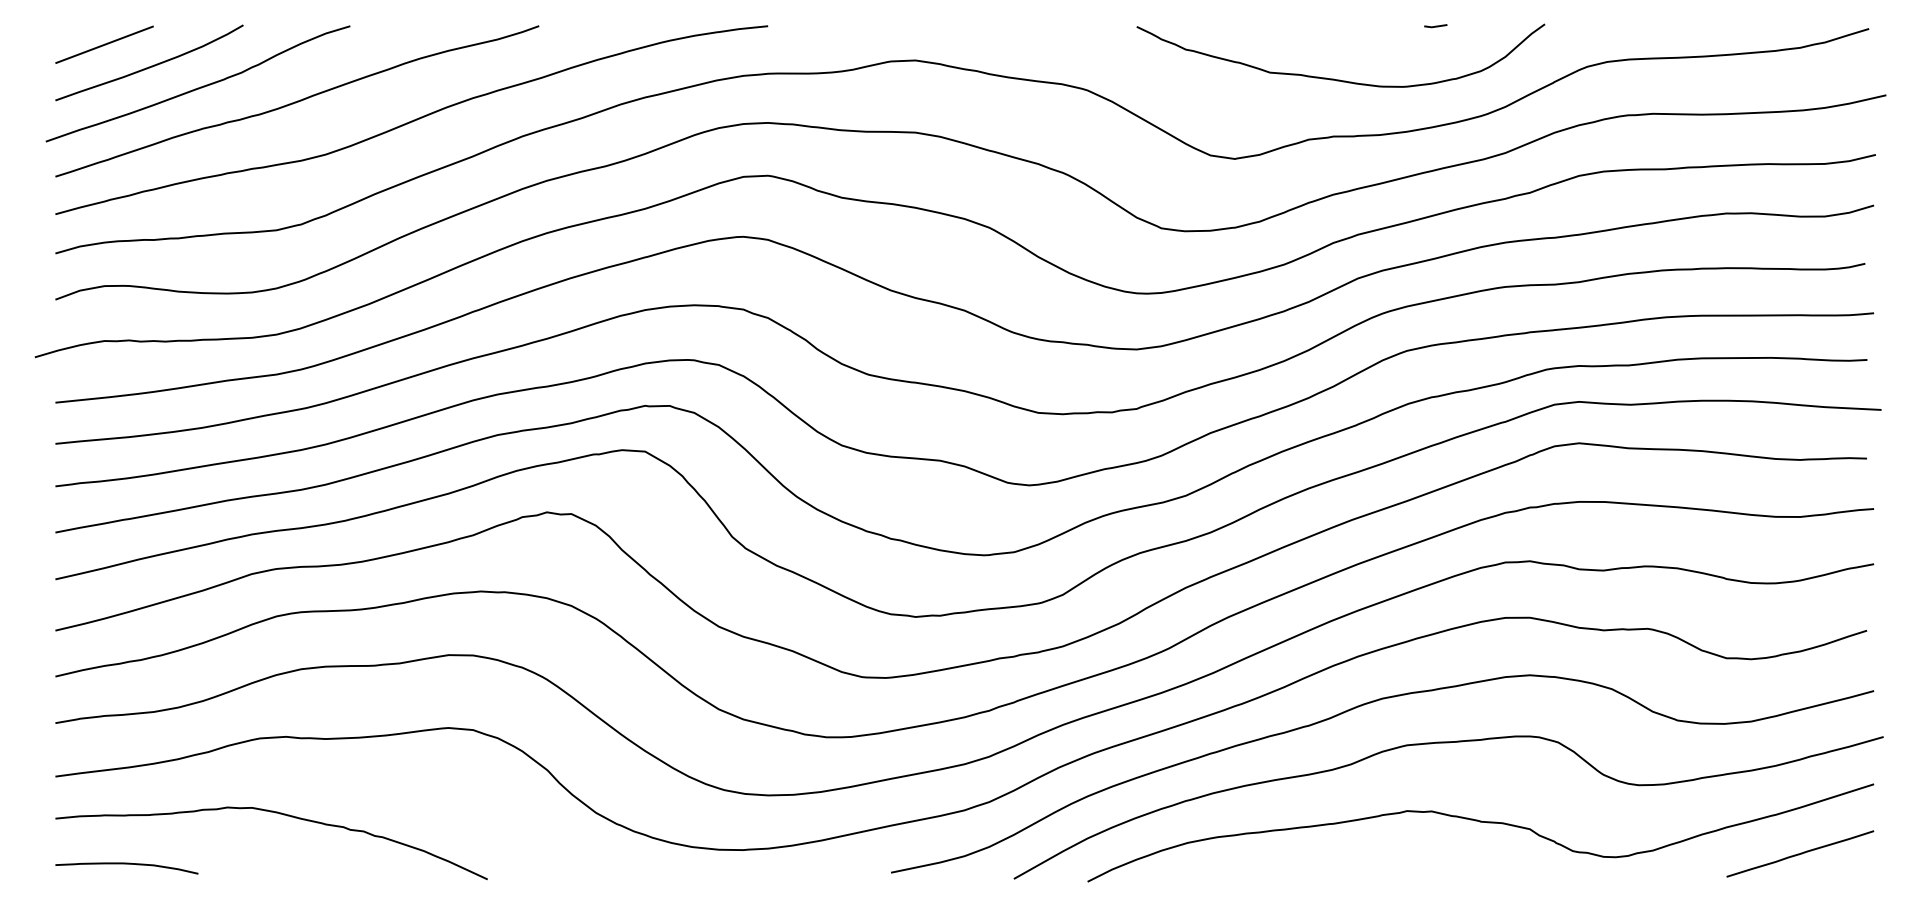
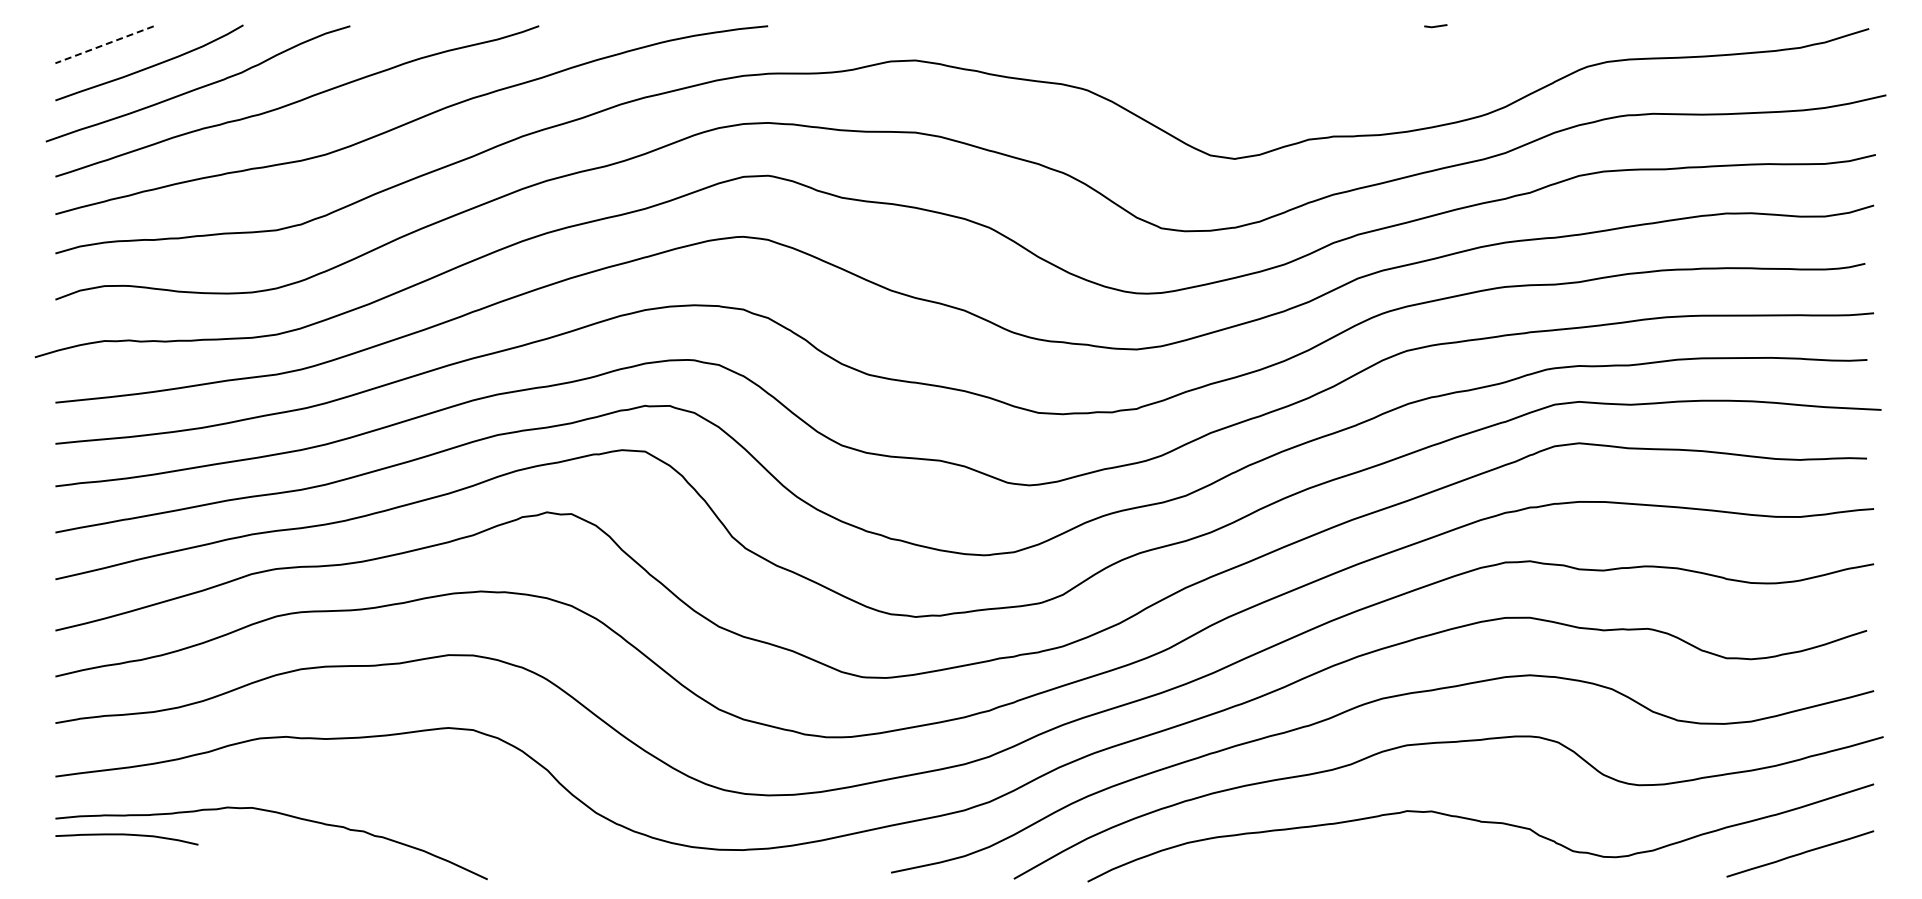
line: solid -> dashed (104, 44)
curve: present -> none (1334, 78)
curve position: (126, 864) -> (126, 835) (126, 835)
